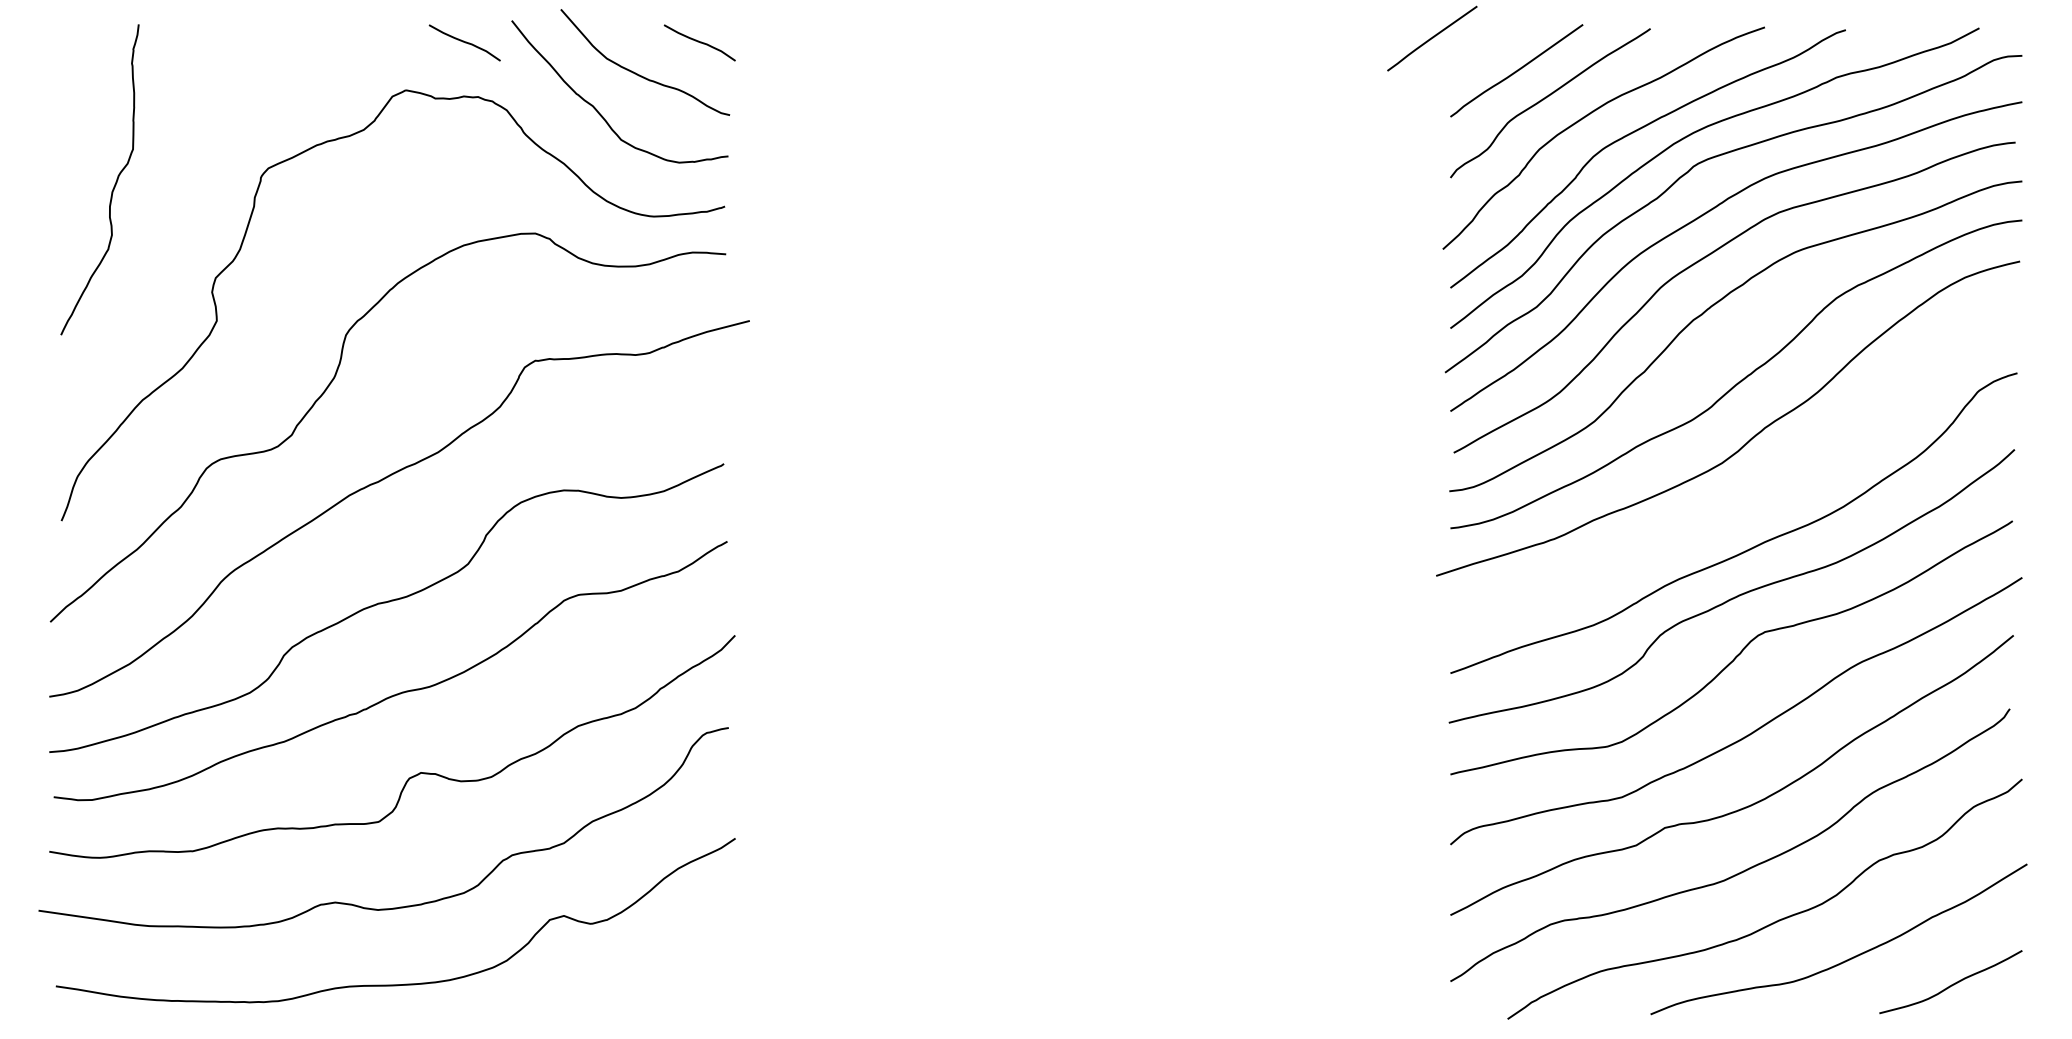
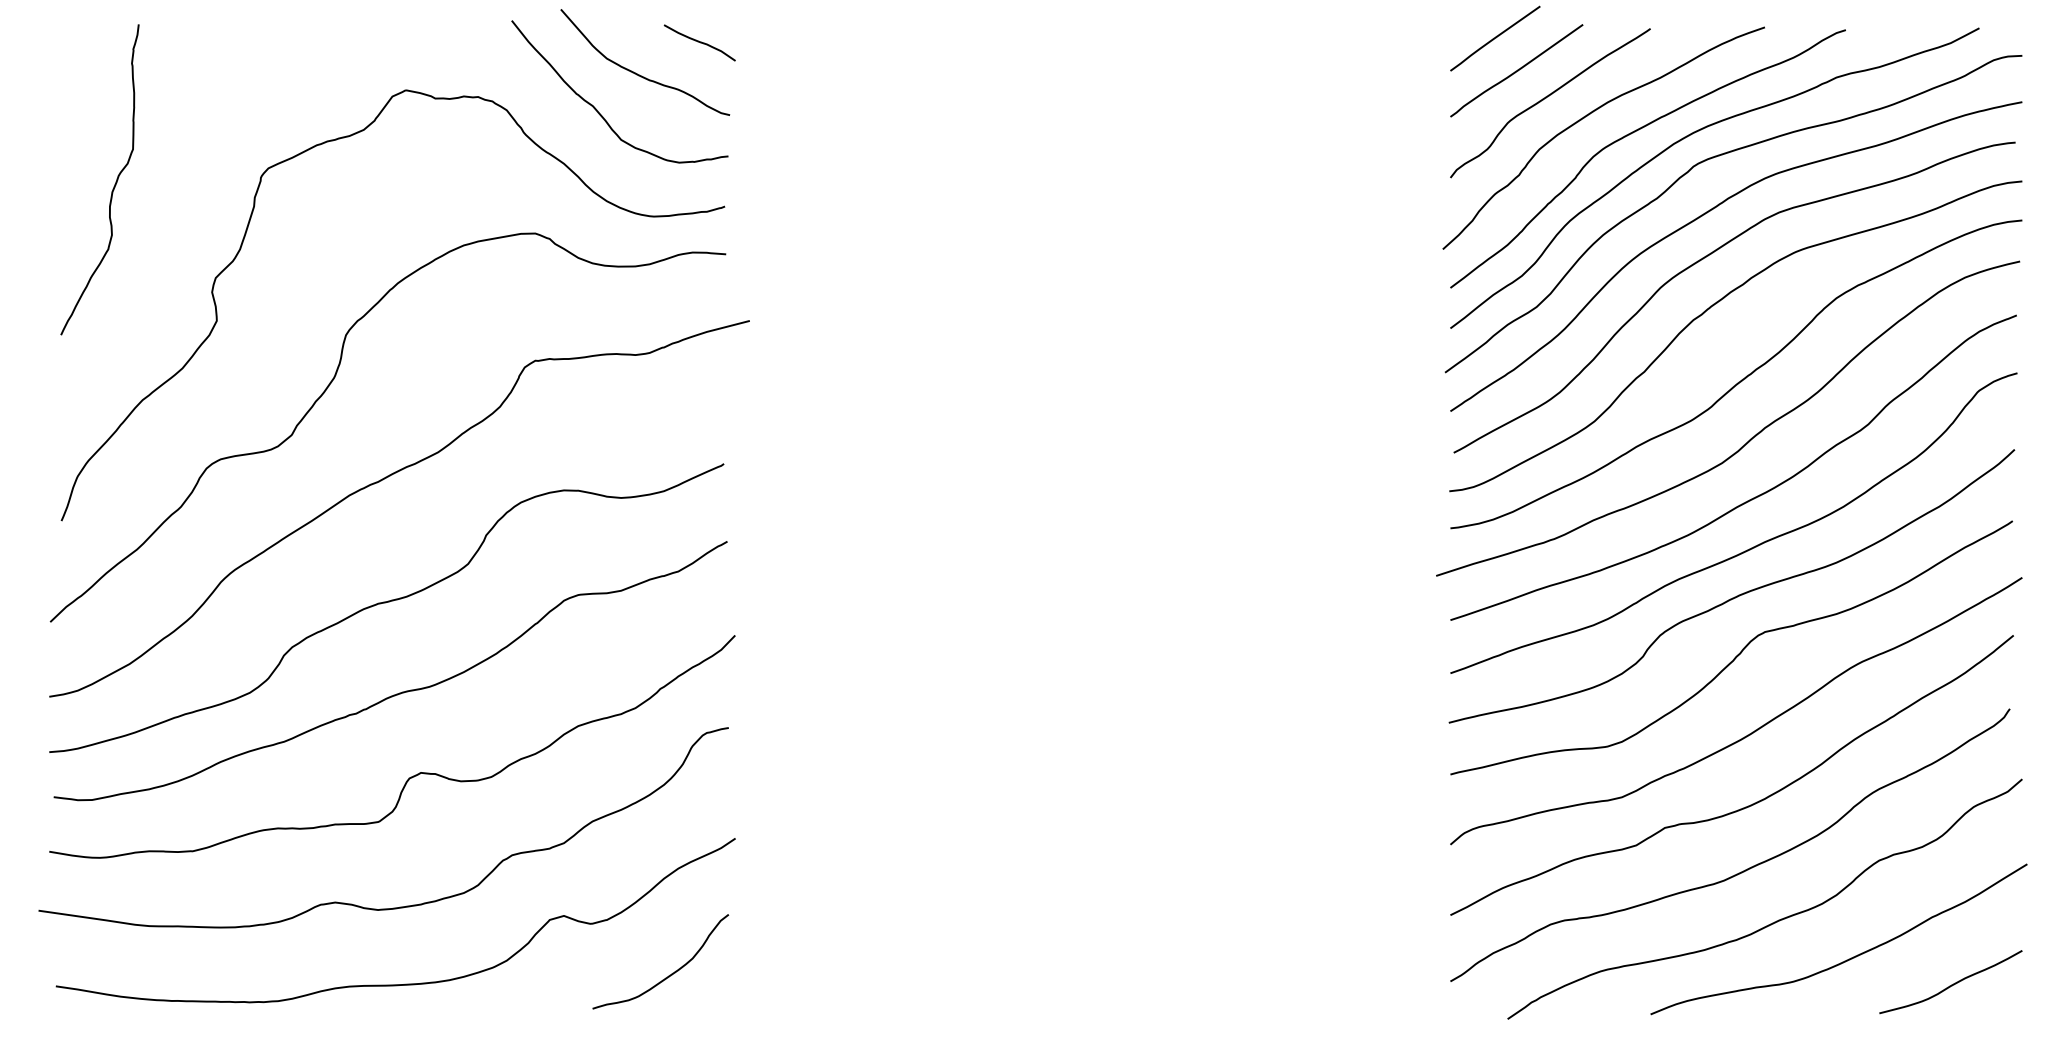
line position: (1432, 38) -> (1495, 38) (1495, 38)
curve: present -> none (464, 42)
curve: none -> present (1749, 499)
curve: none -> present (668, 975)
